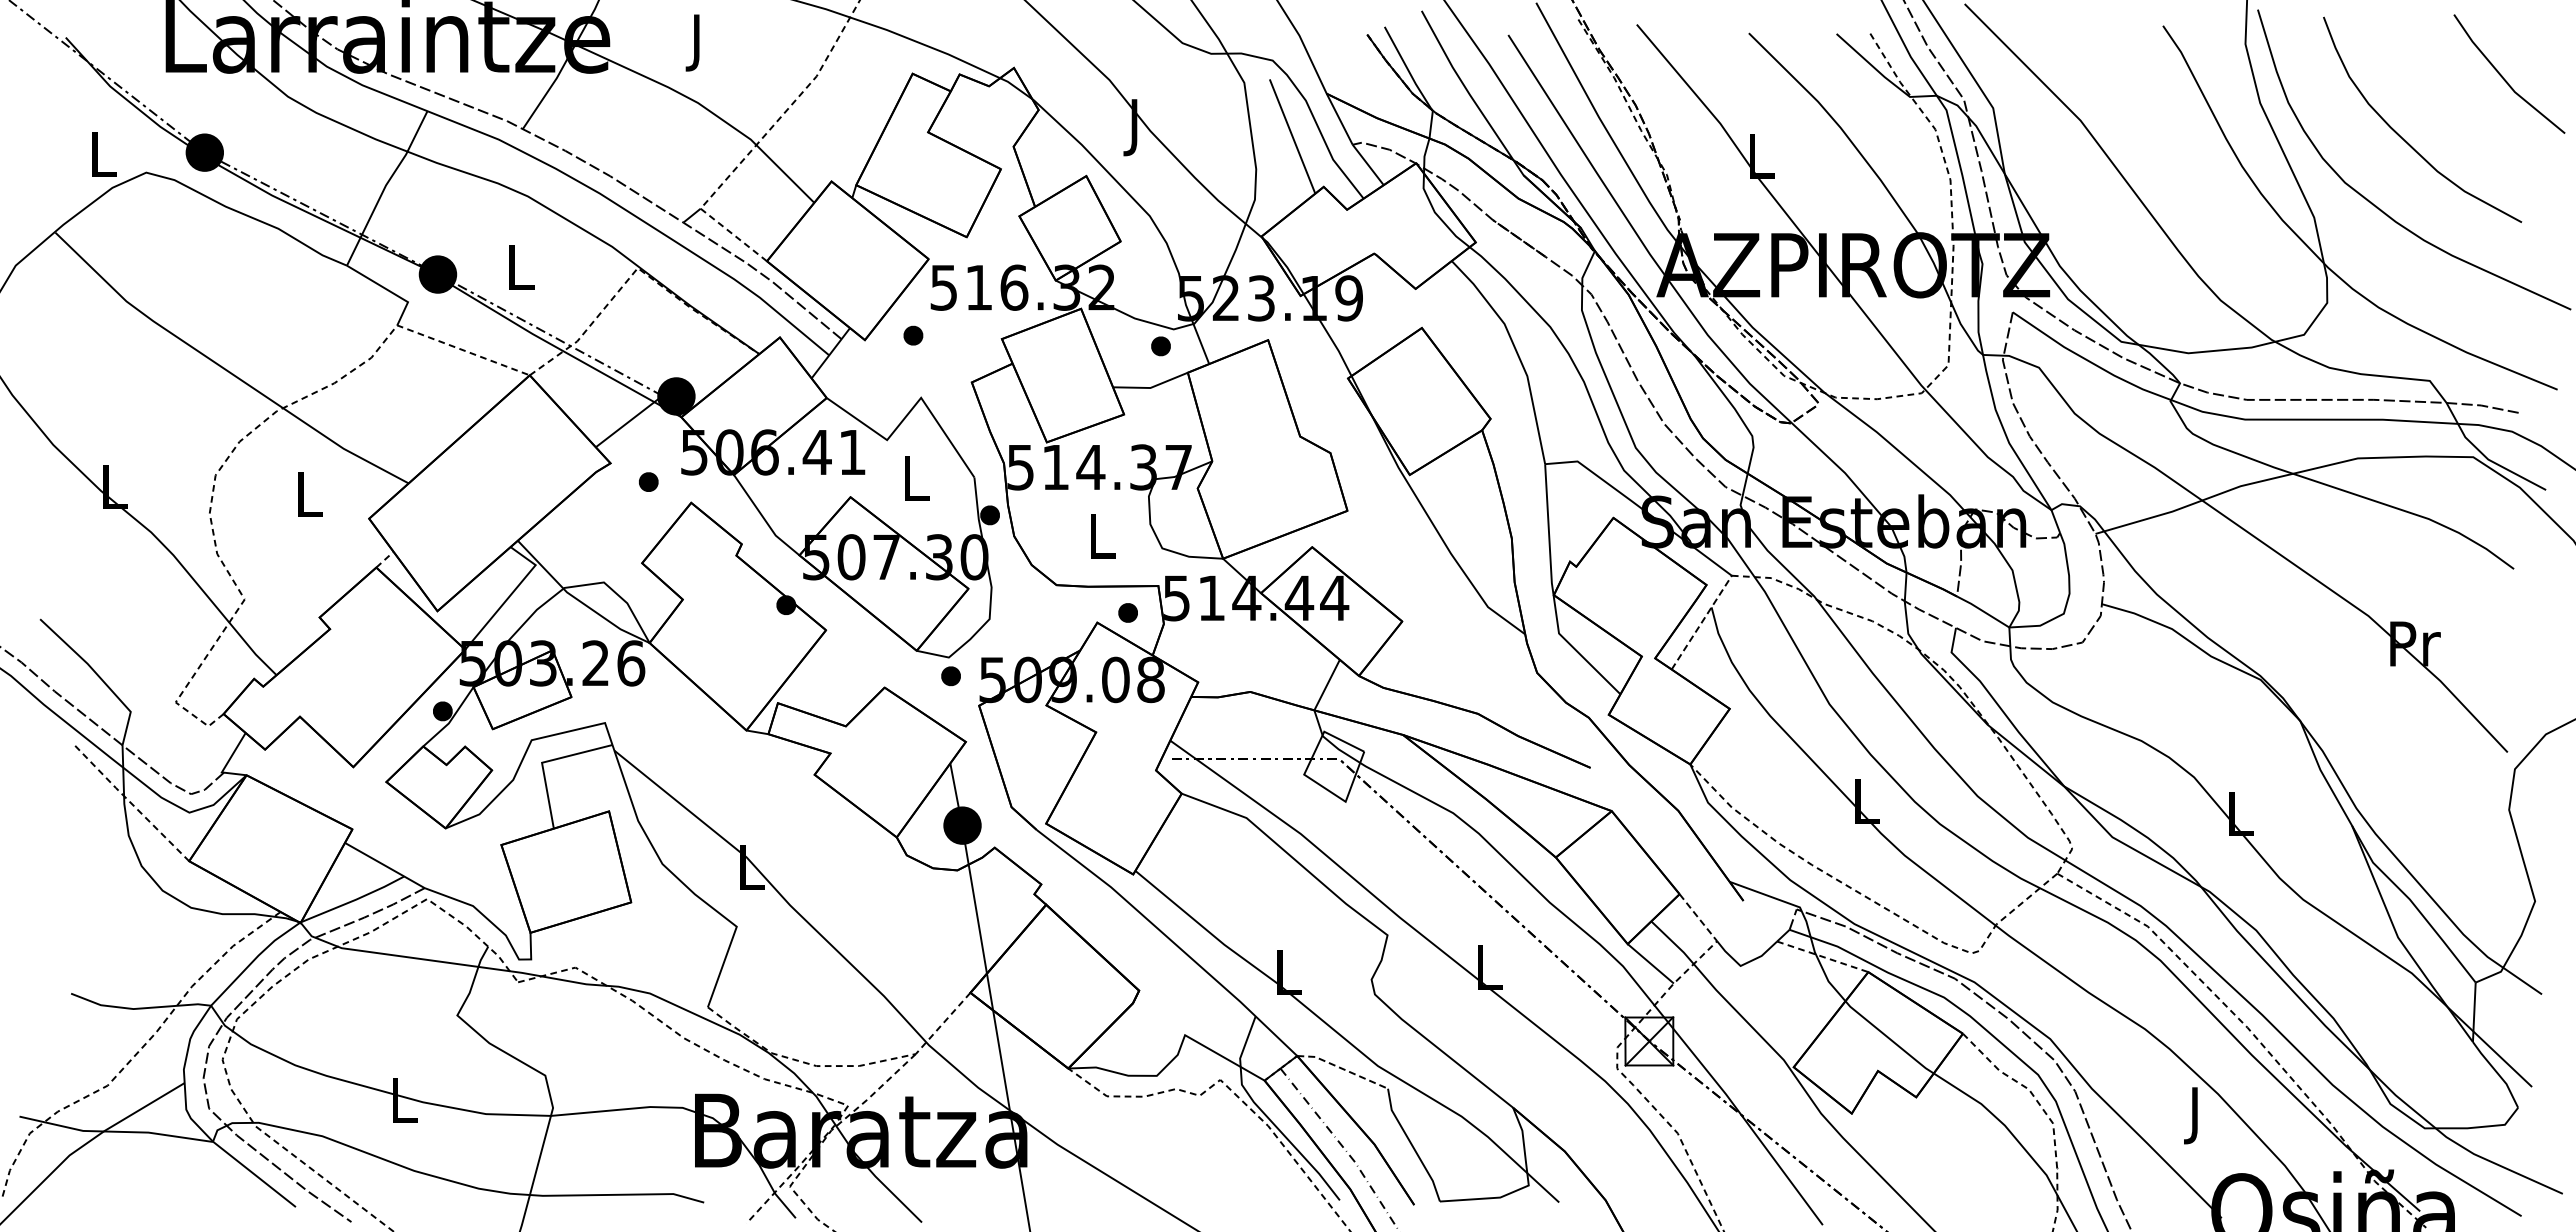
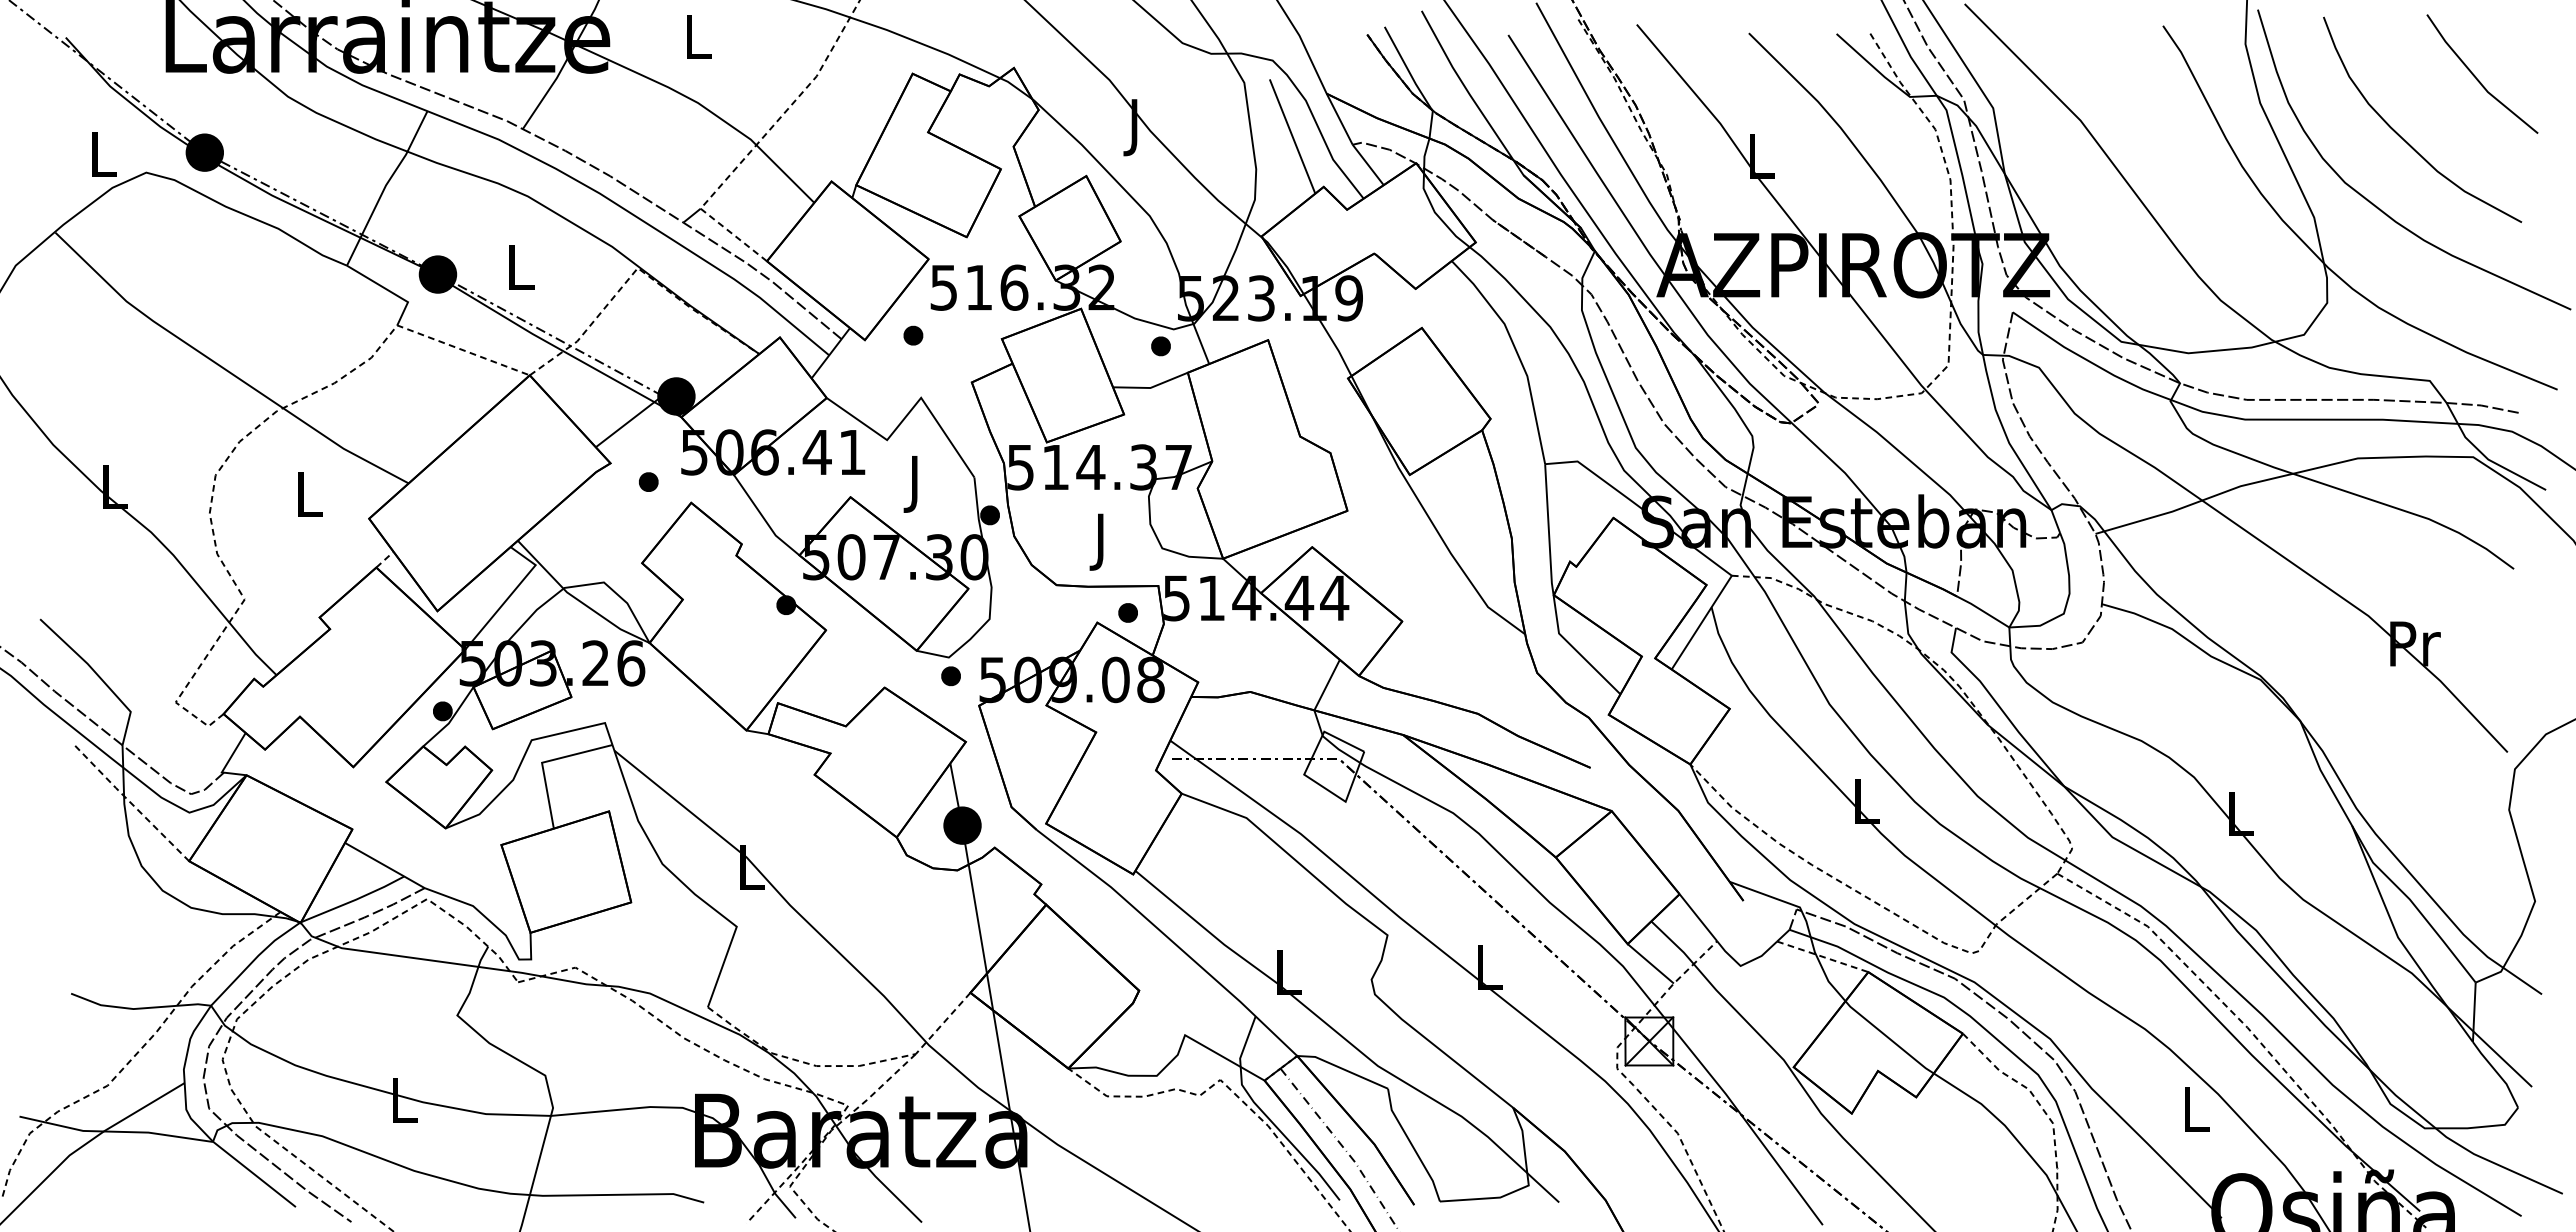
text: J -> L (698, 42)
line position: (2503, 76) -> (2476, 76) (2476, 76)
text: L -> J (916, 484)
text: L -> J (1102, 541)
line: dashed -> solid (1701, 622)
line: dashed -> solid (1697, 917)
line: dashed -> solid (1342, 1068)
text: J -> L (2196, 1115)
